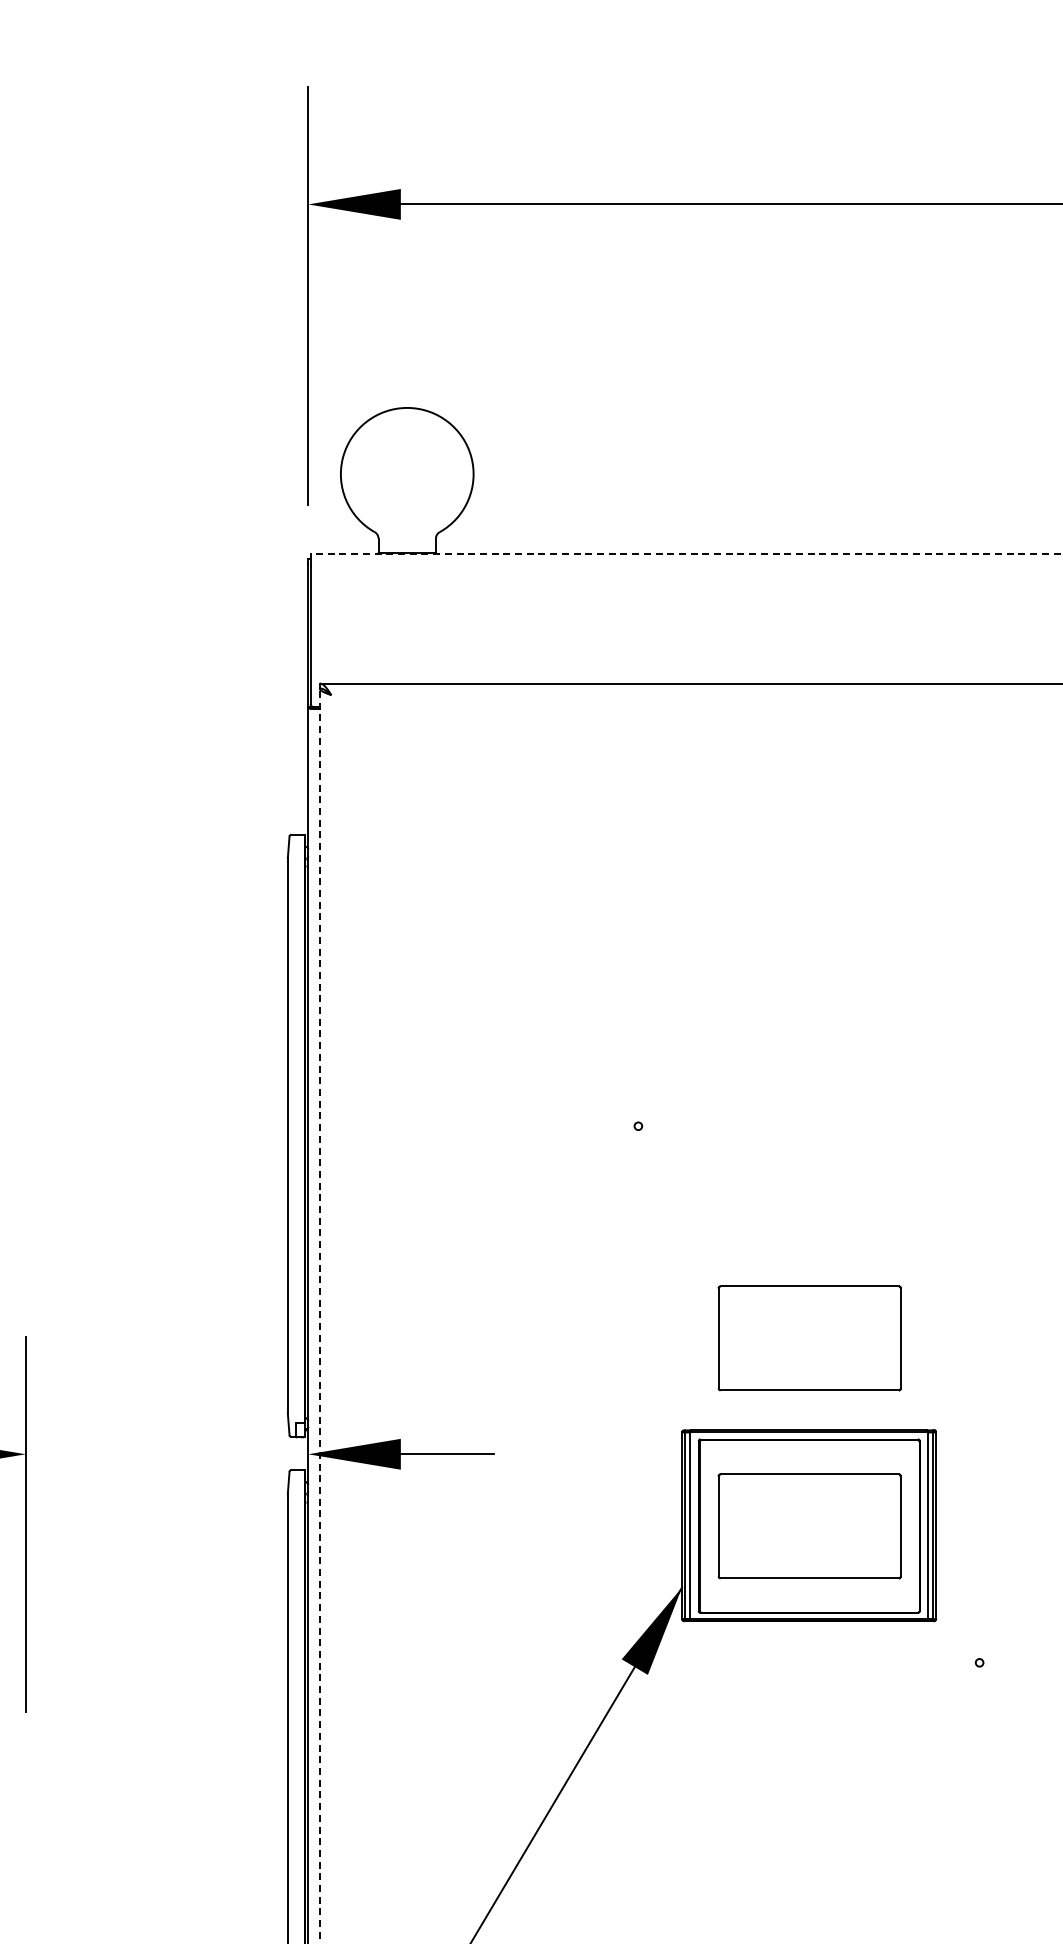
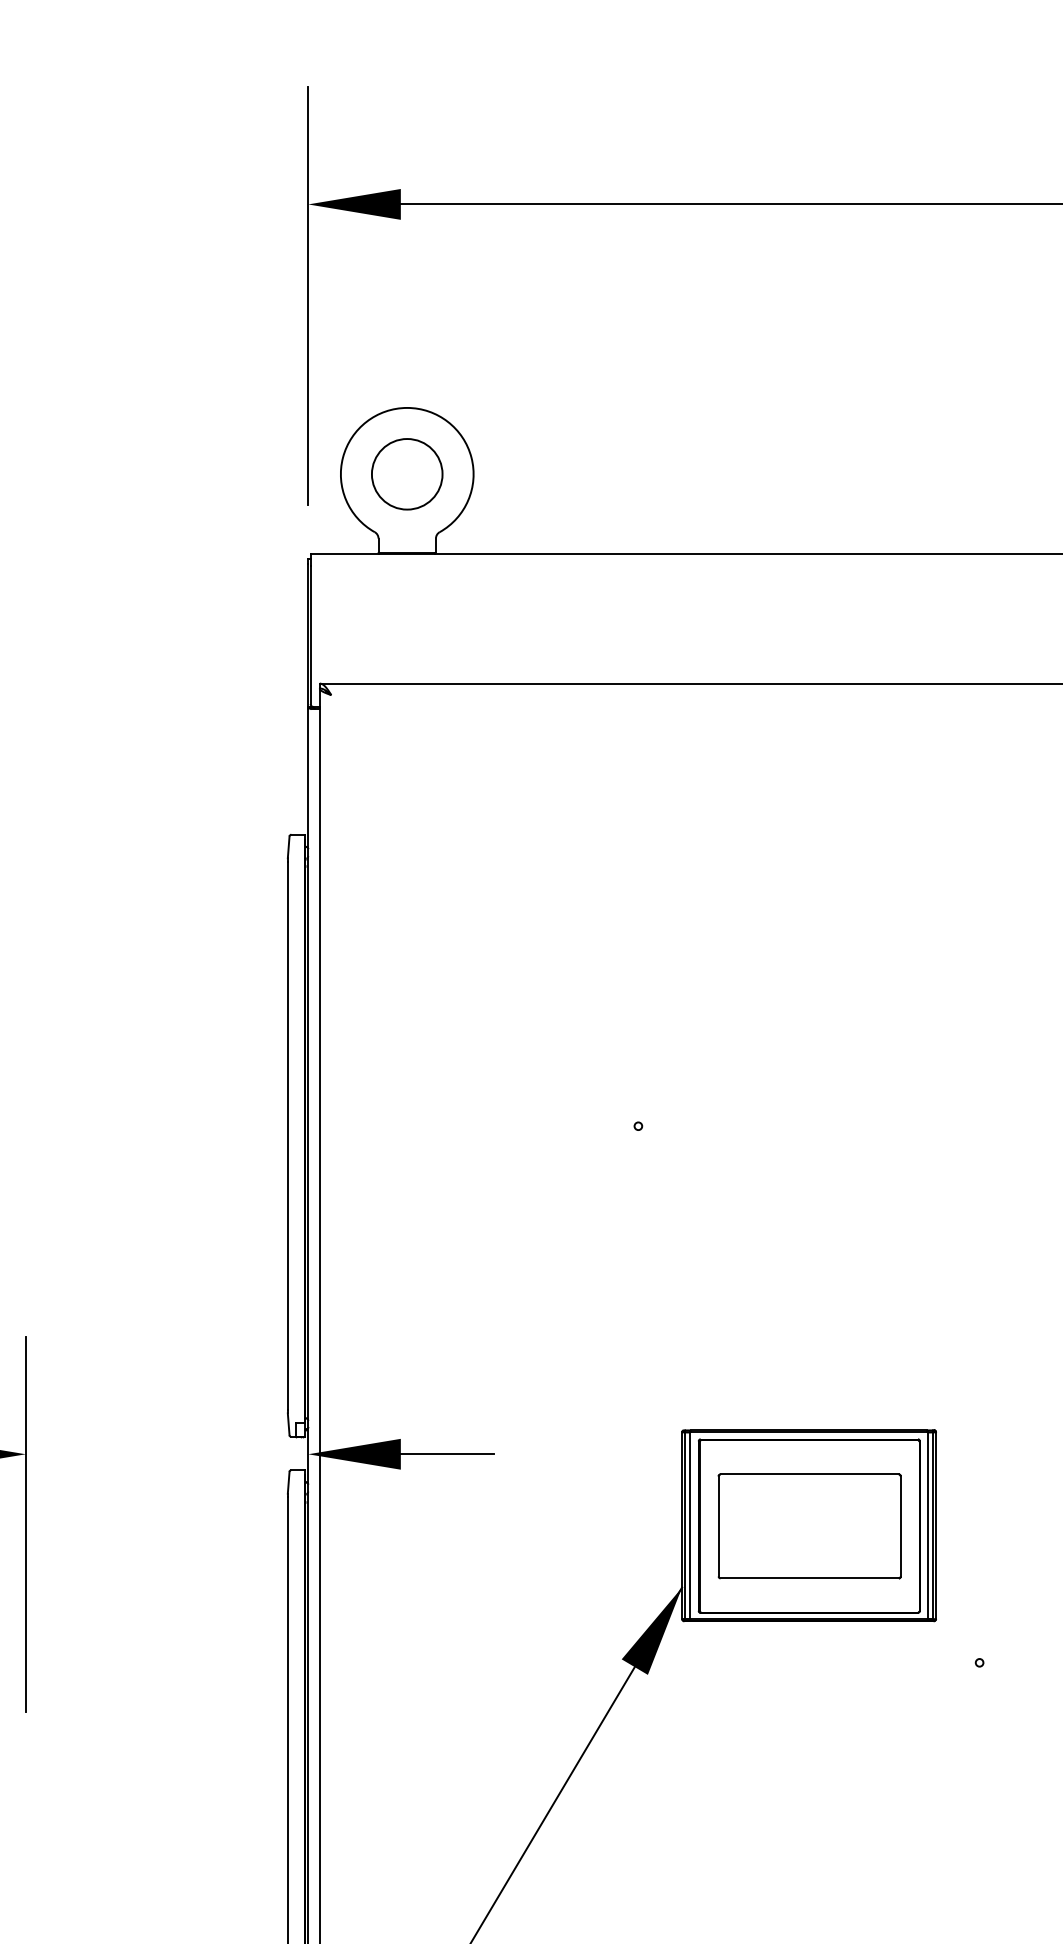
circle: none -> present (407, 474)
line: dashed -> solid (686, 554)
line: dashed -> solid (319, 1315)
part: present -> none (809, 1338)
